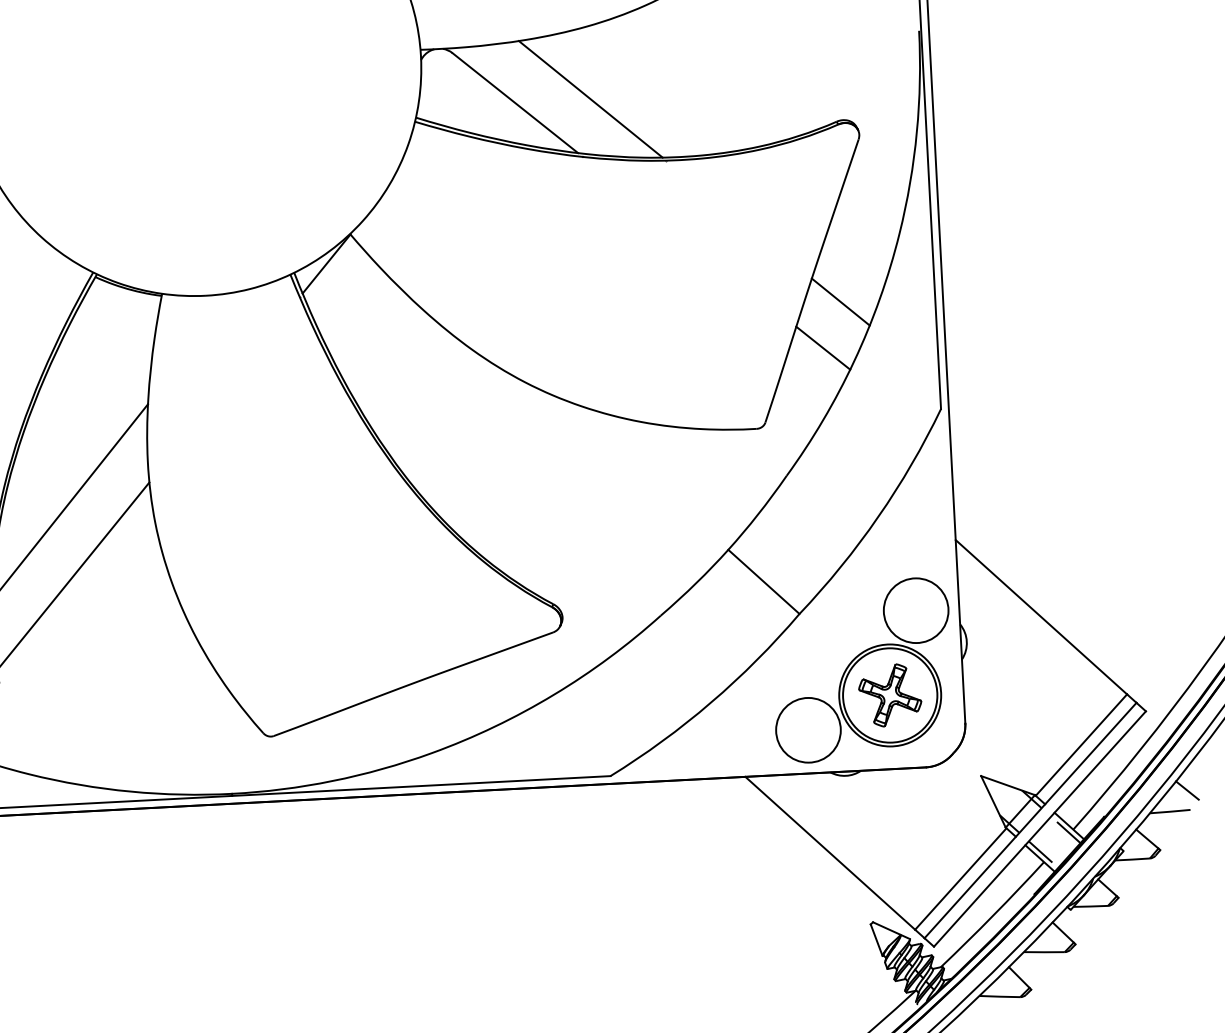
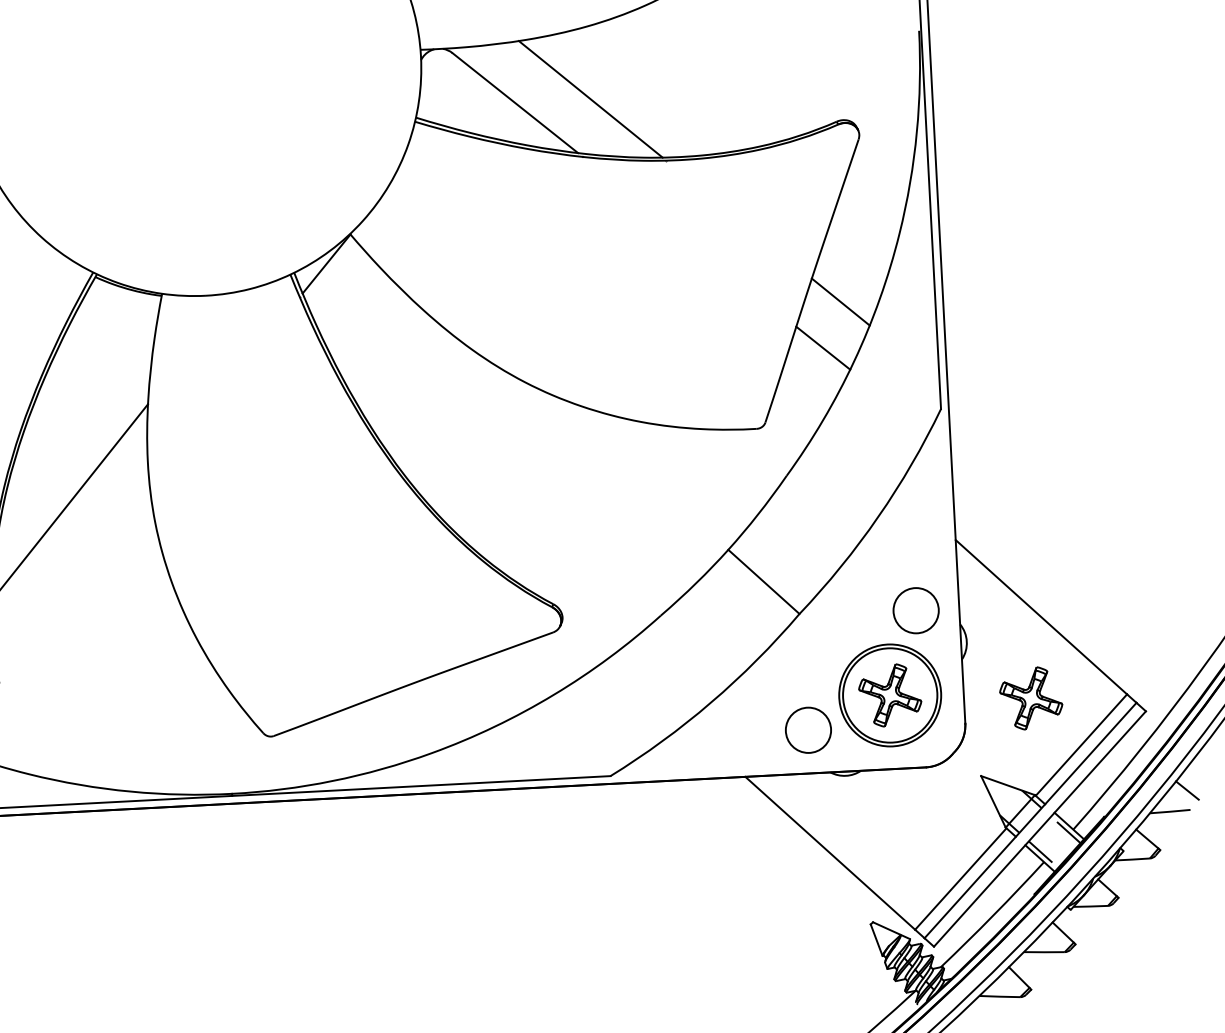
line: present -> none (75, 573)
circle diameter: 65 px -> 45 px (915, 610)
part: none -> present (1031, 698)
circle diameter: 65 px -> 45 px (808, 729)
